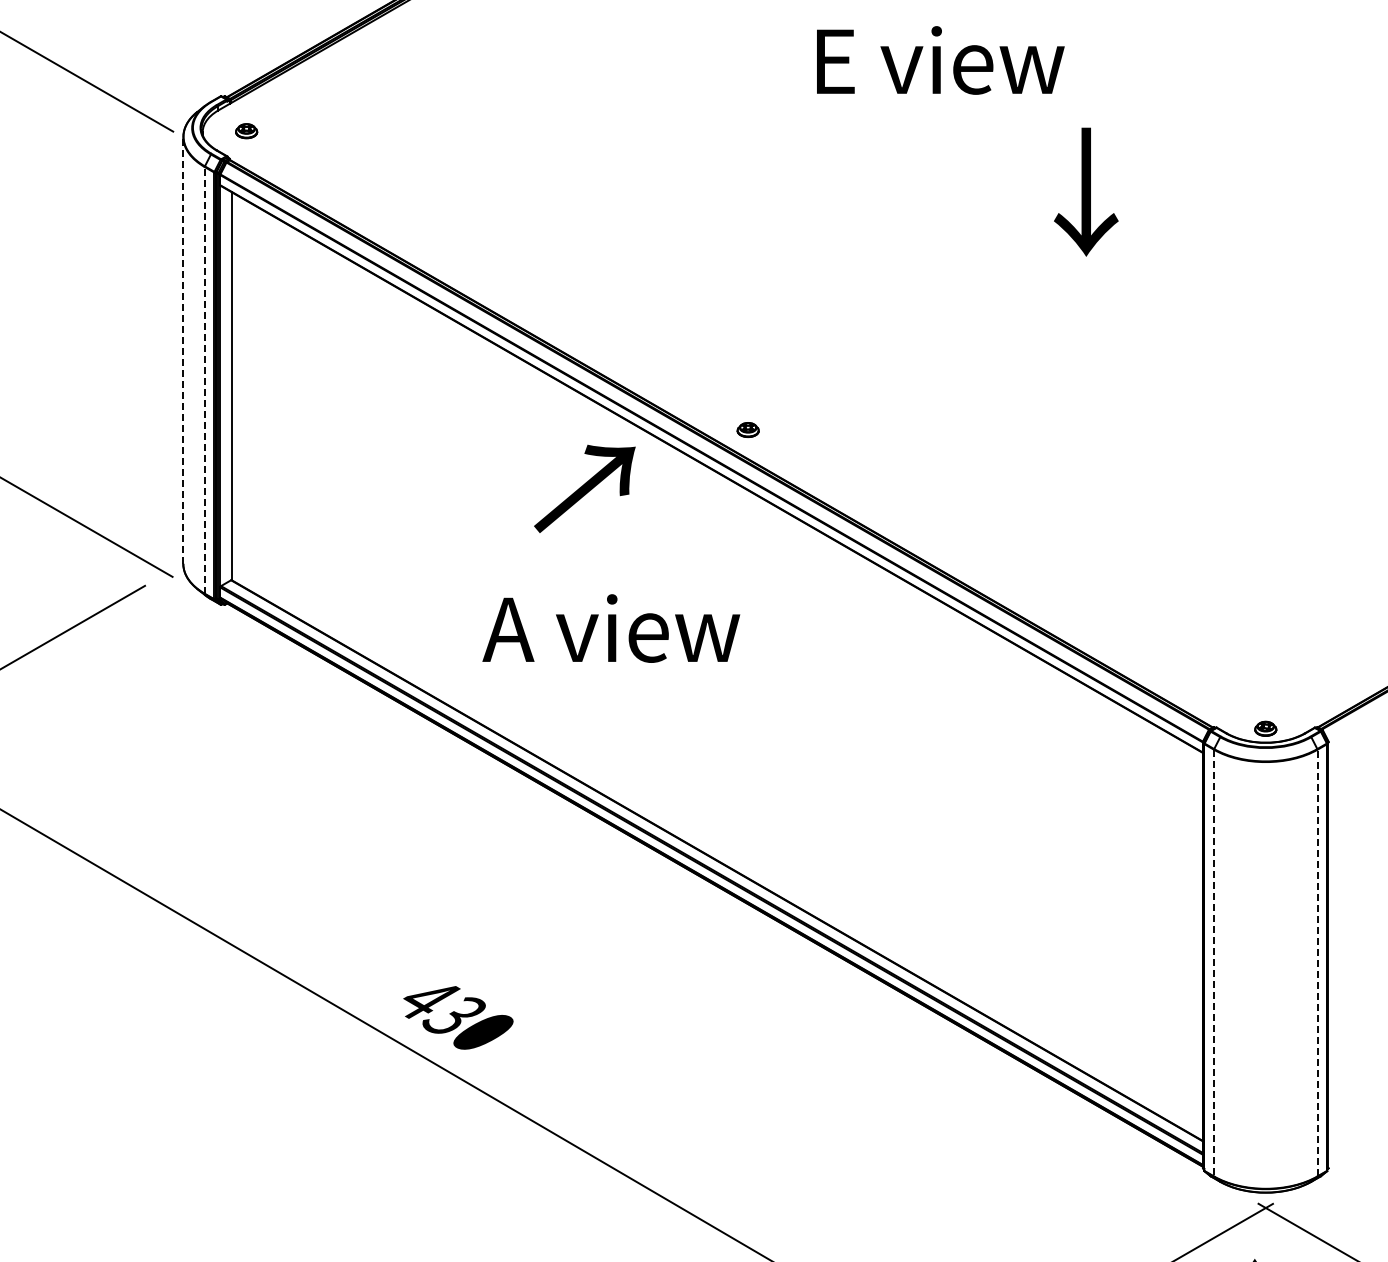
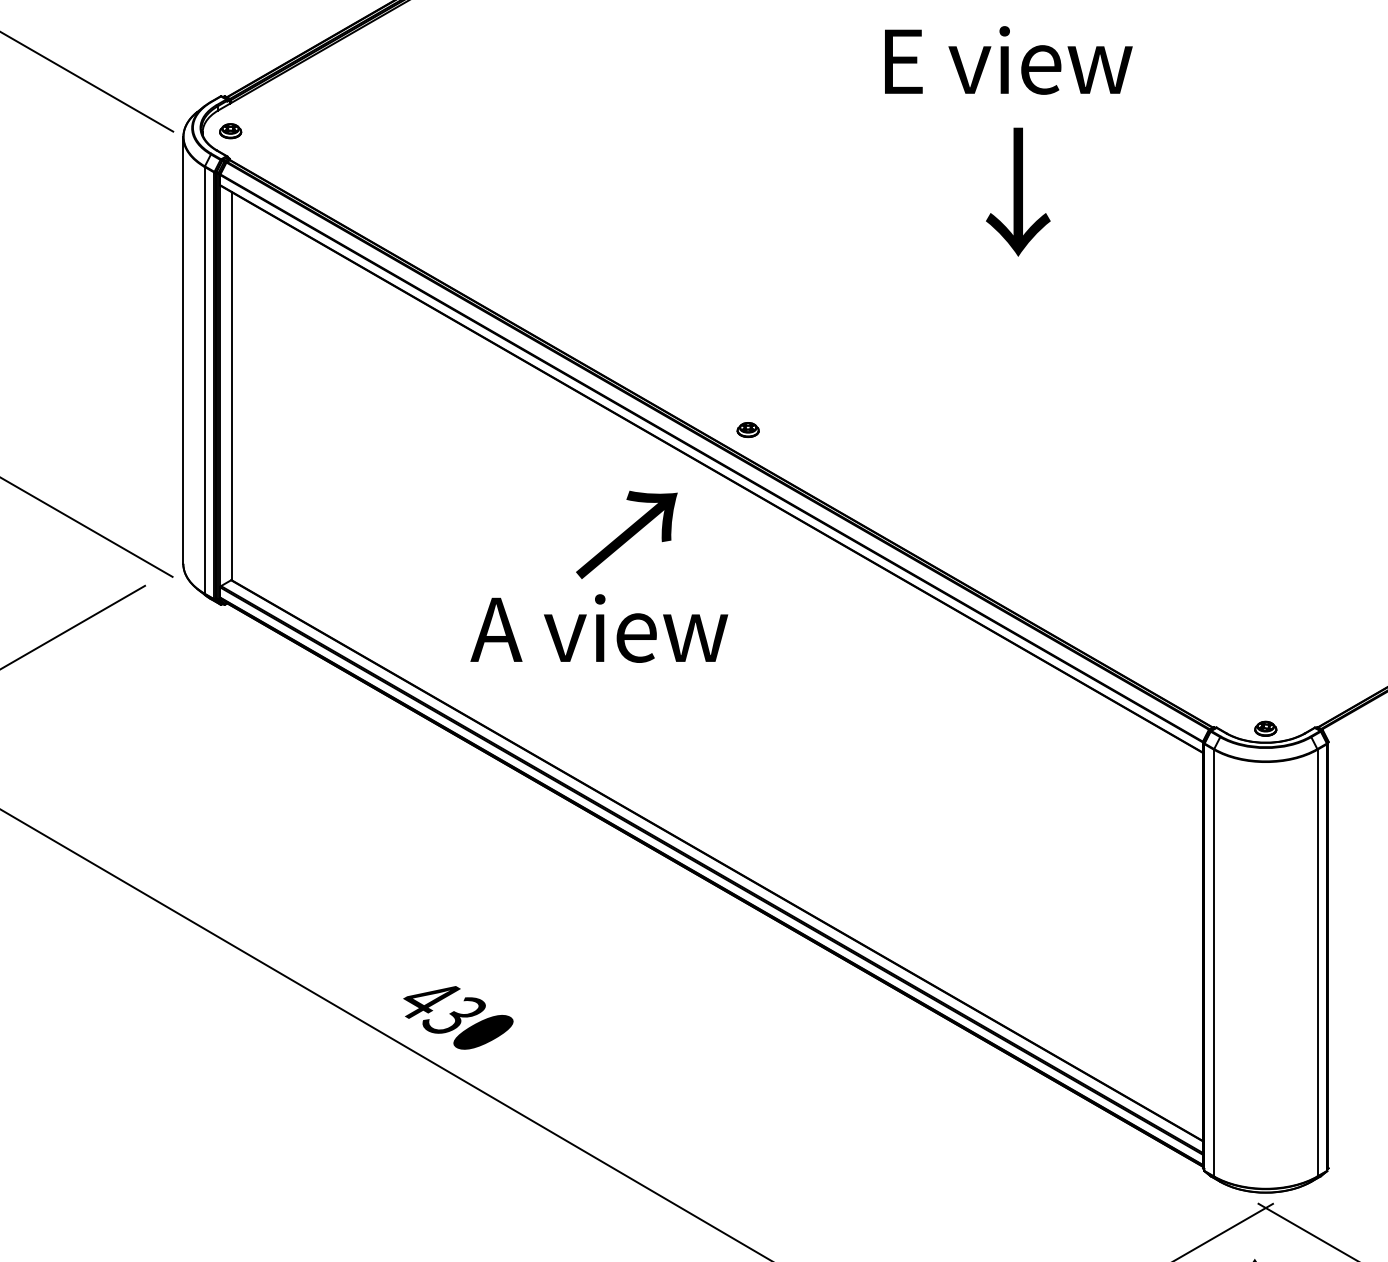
text position: (940, 60) -> (1008, 60) (1008, 60)
part position: (246, 131) -> (230, 131) (230, 131)
text position: (1086, 191) -> (1018, 191) (1018, 191)
line: dashed -> solid (183, 349)
line: dashed -> solid (204, 379)
text position: (584, 488) -> (626, 534) (626, 534)
text position: (611, 628) -> (599, 628) (599, 628)
line: dashed -> solid (1317, 962)
line: dashed -> solid (1214, 963)
